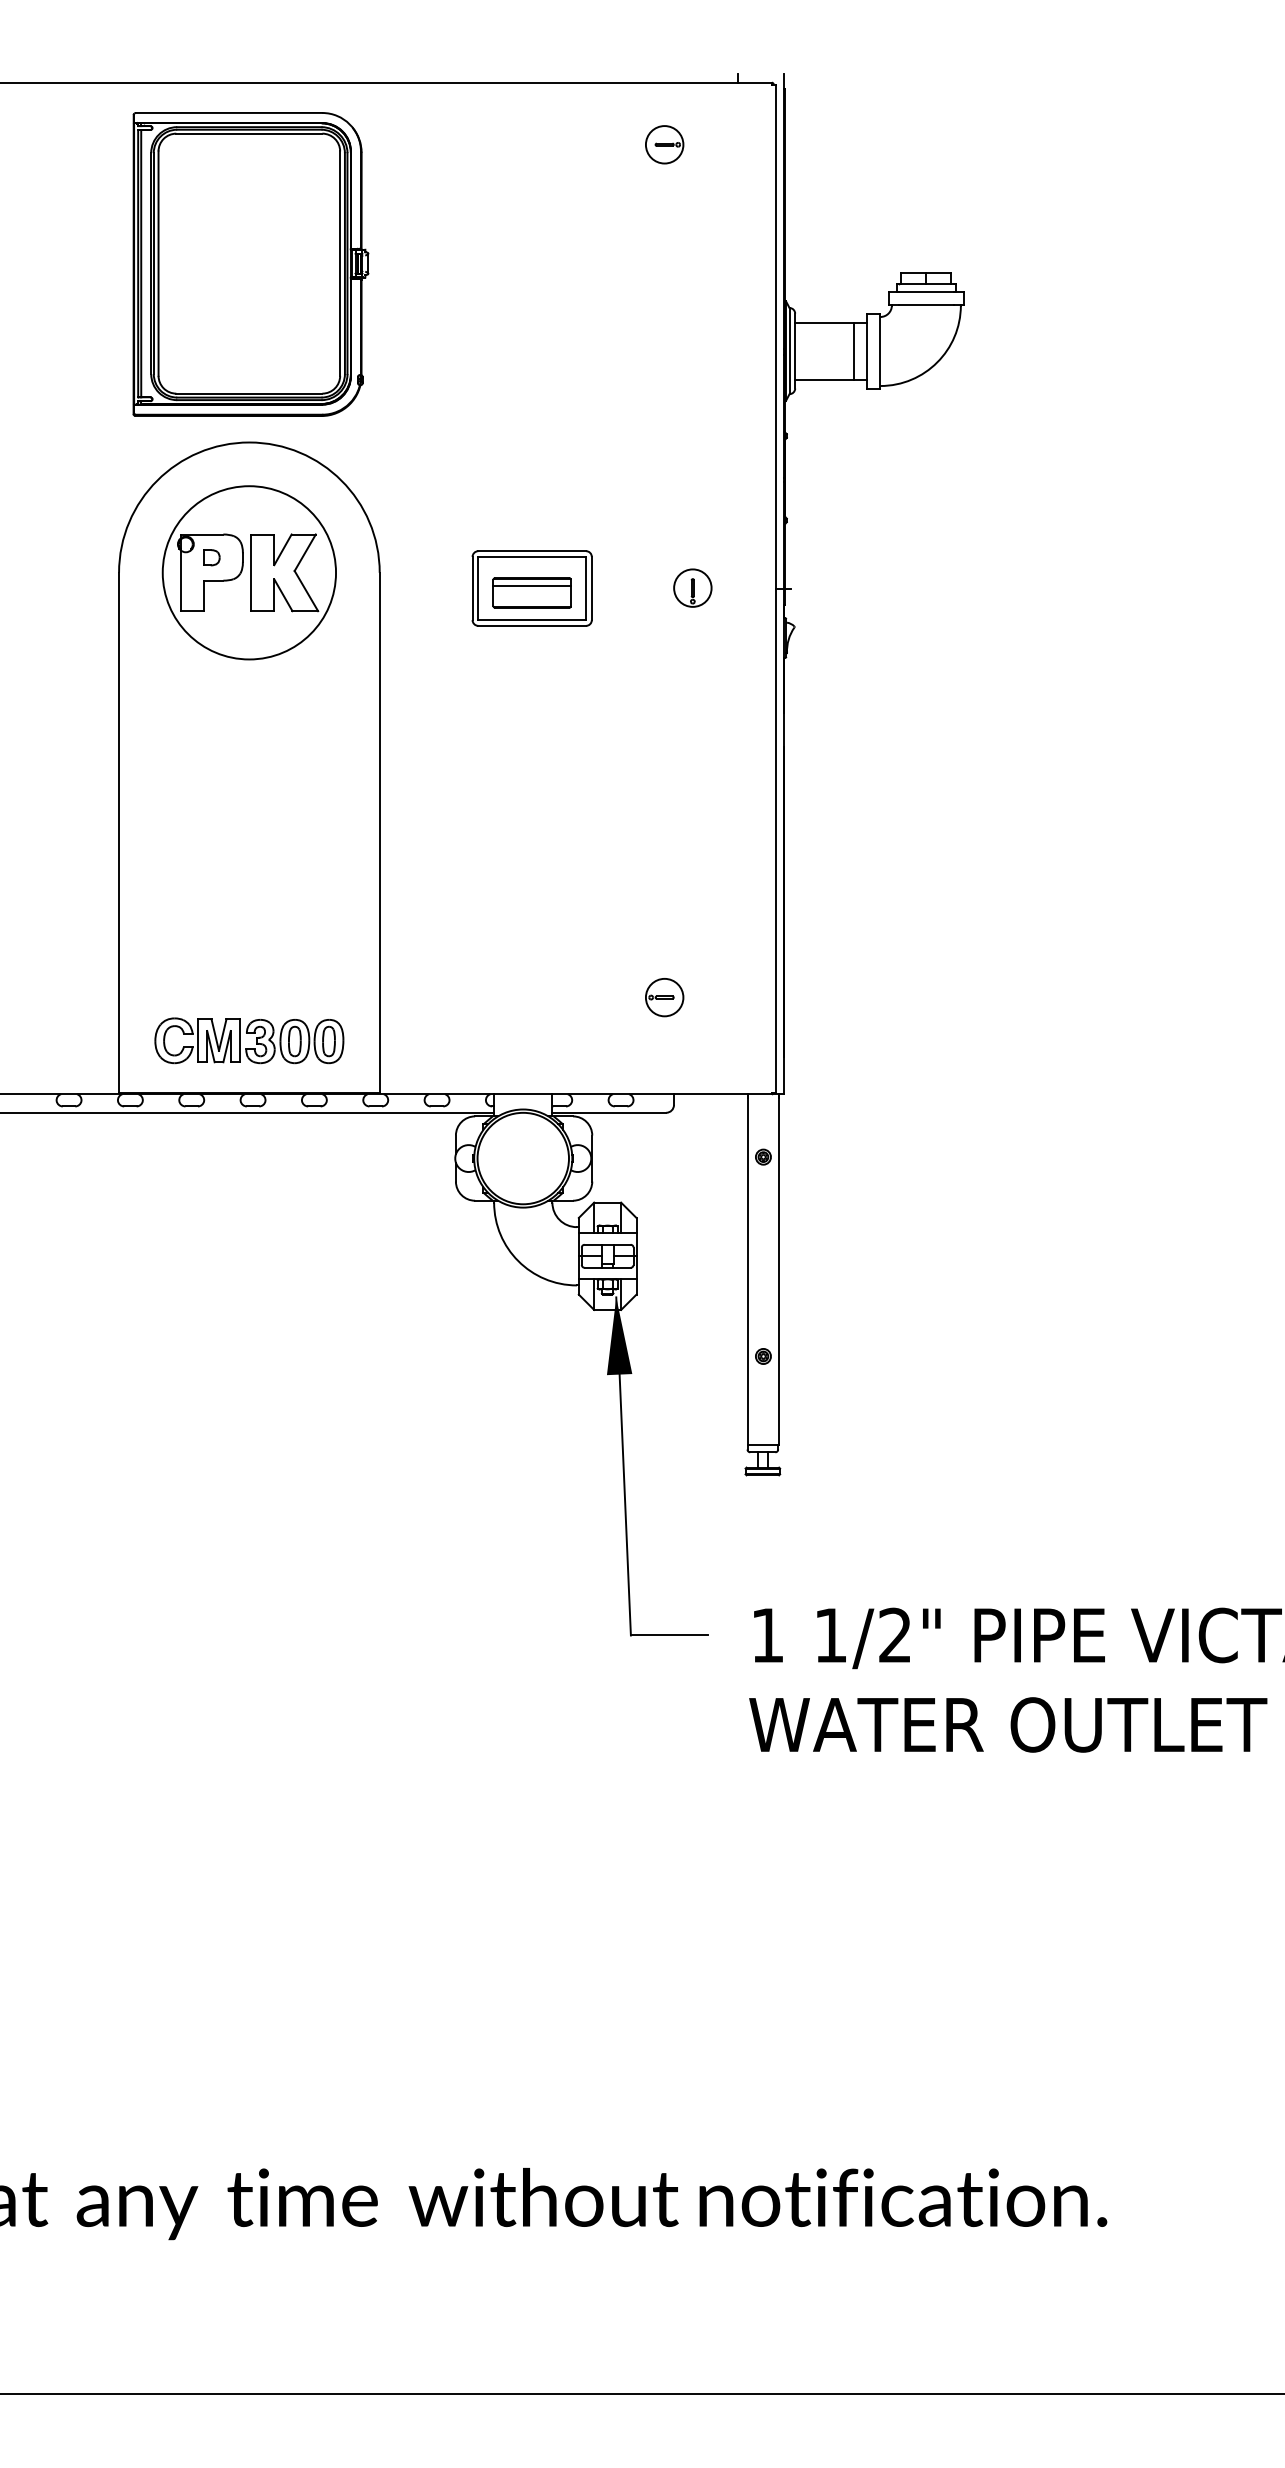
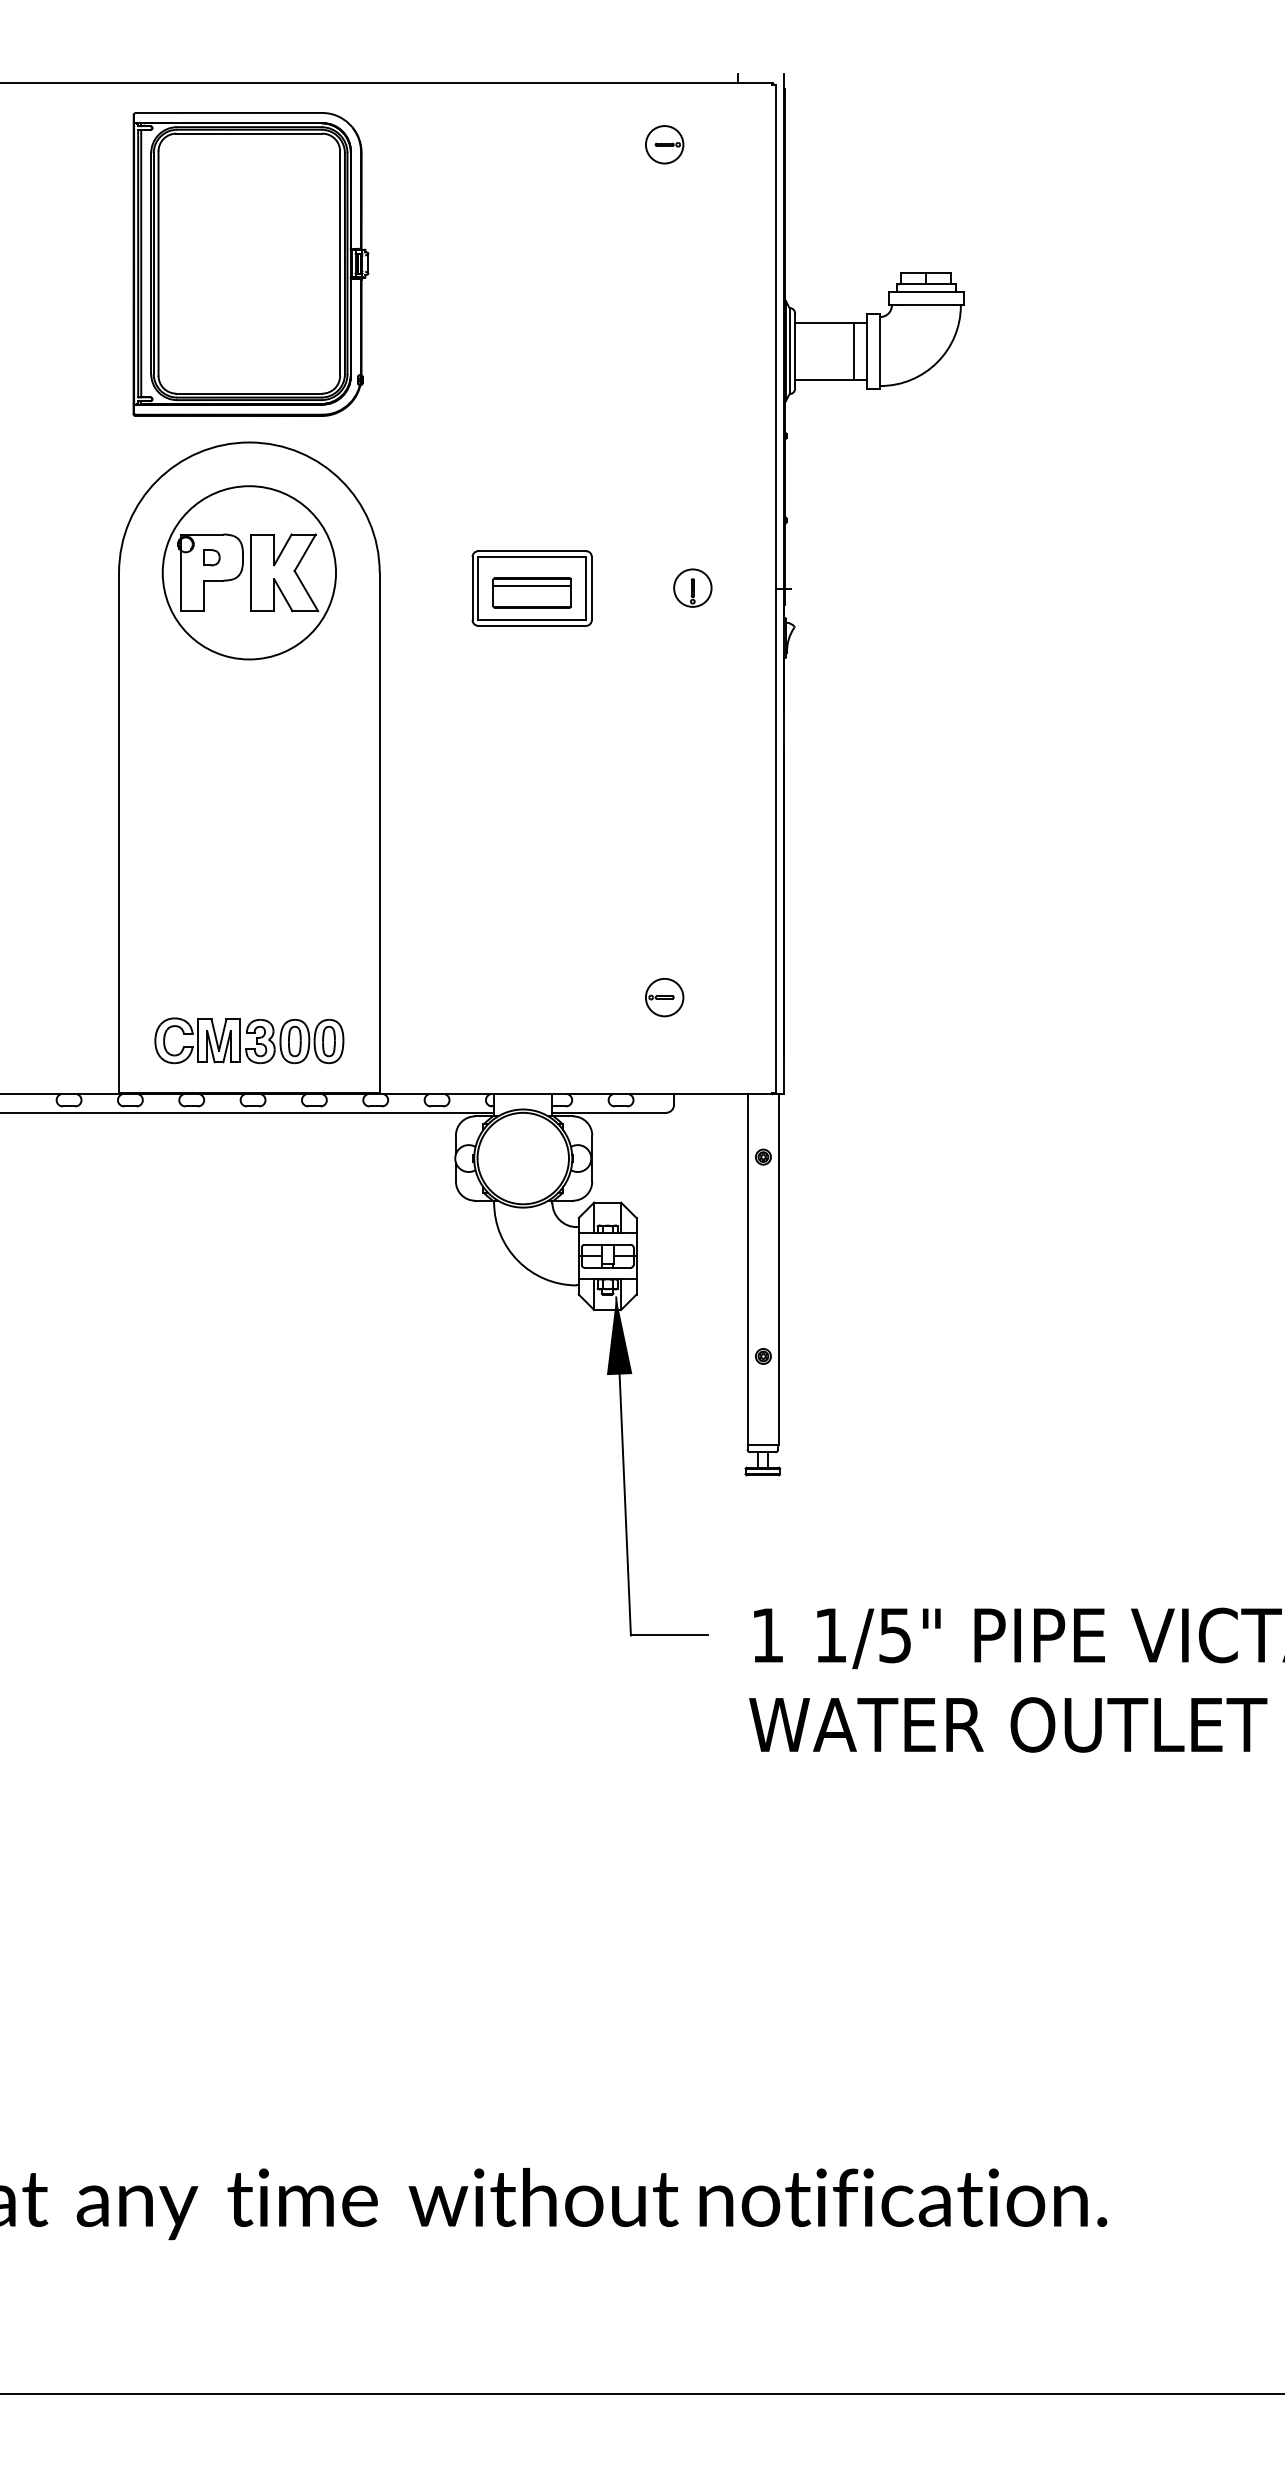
text: 1/2" -> 1/5" (894, 1635)
